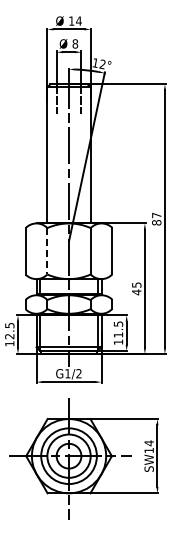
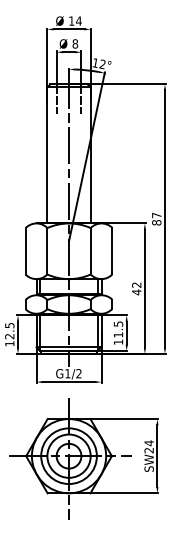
line: dashed -> solid (47, 251)
text: 45 -> 42 (136, 284)
text: SW14 -> SW24 (148, 450)
